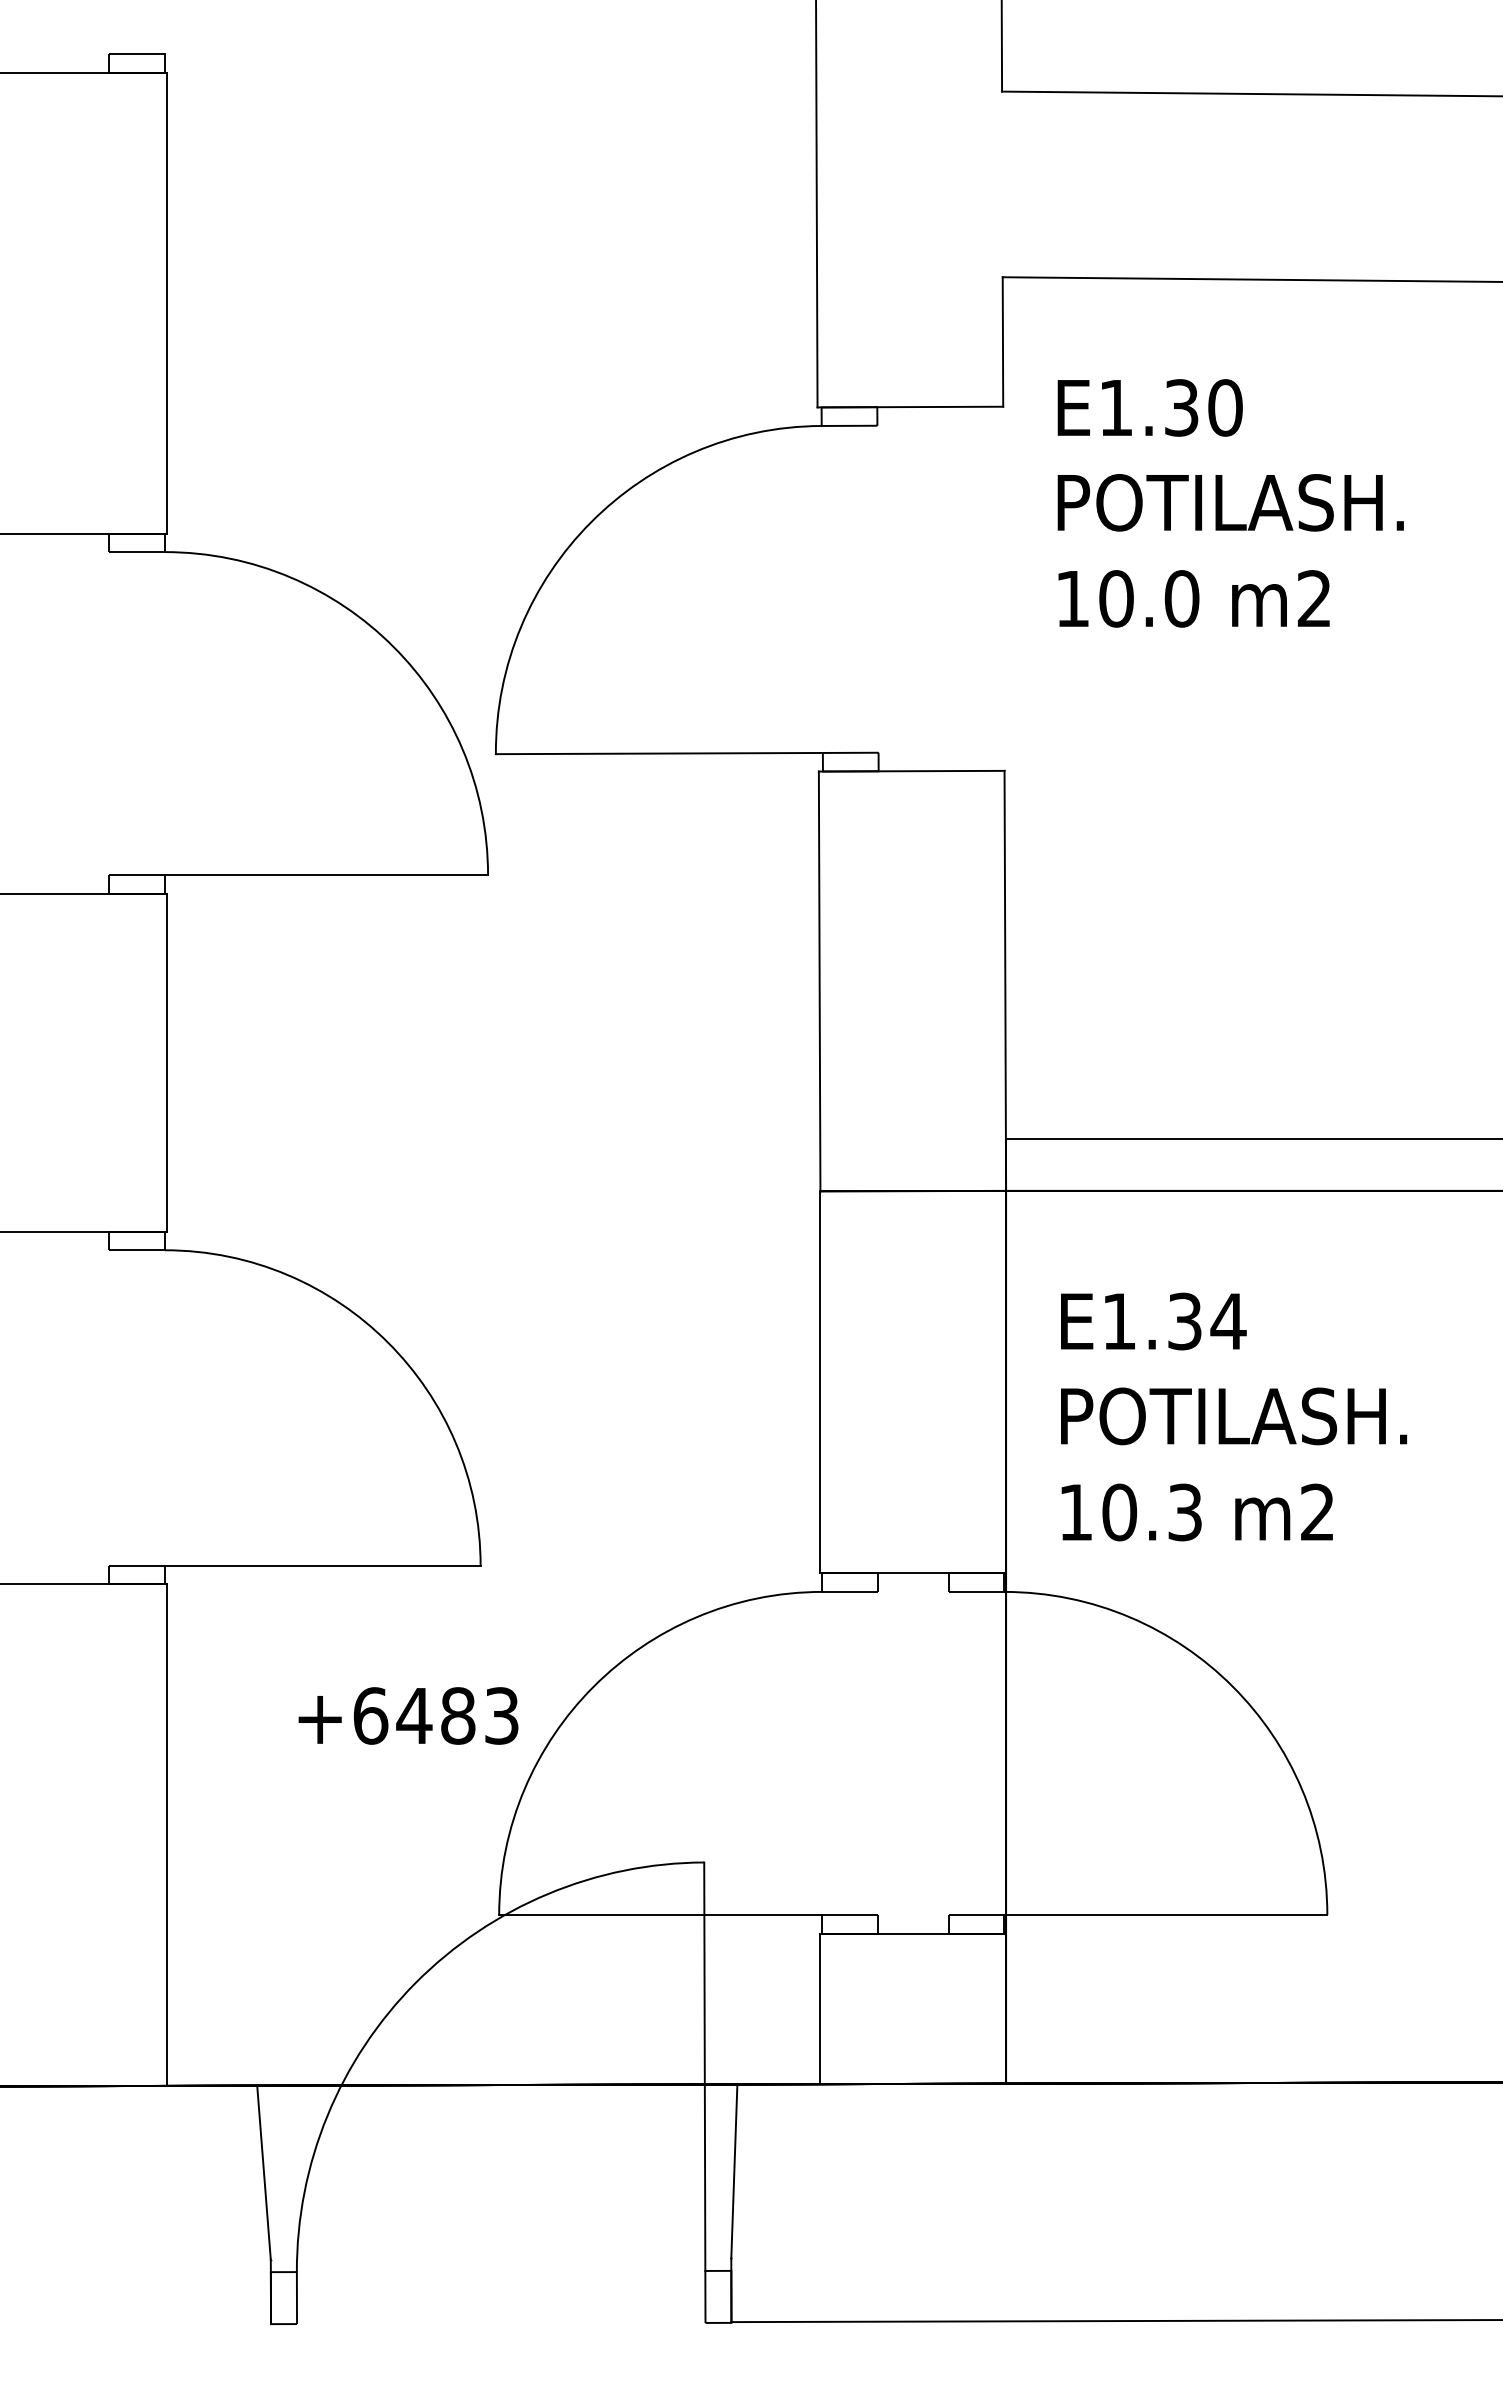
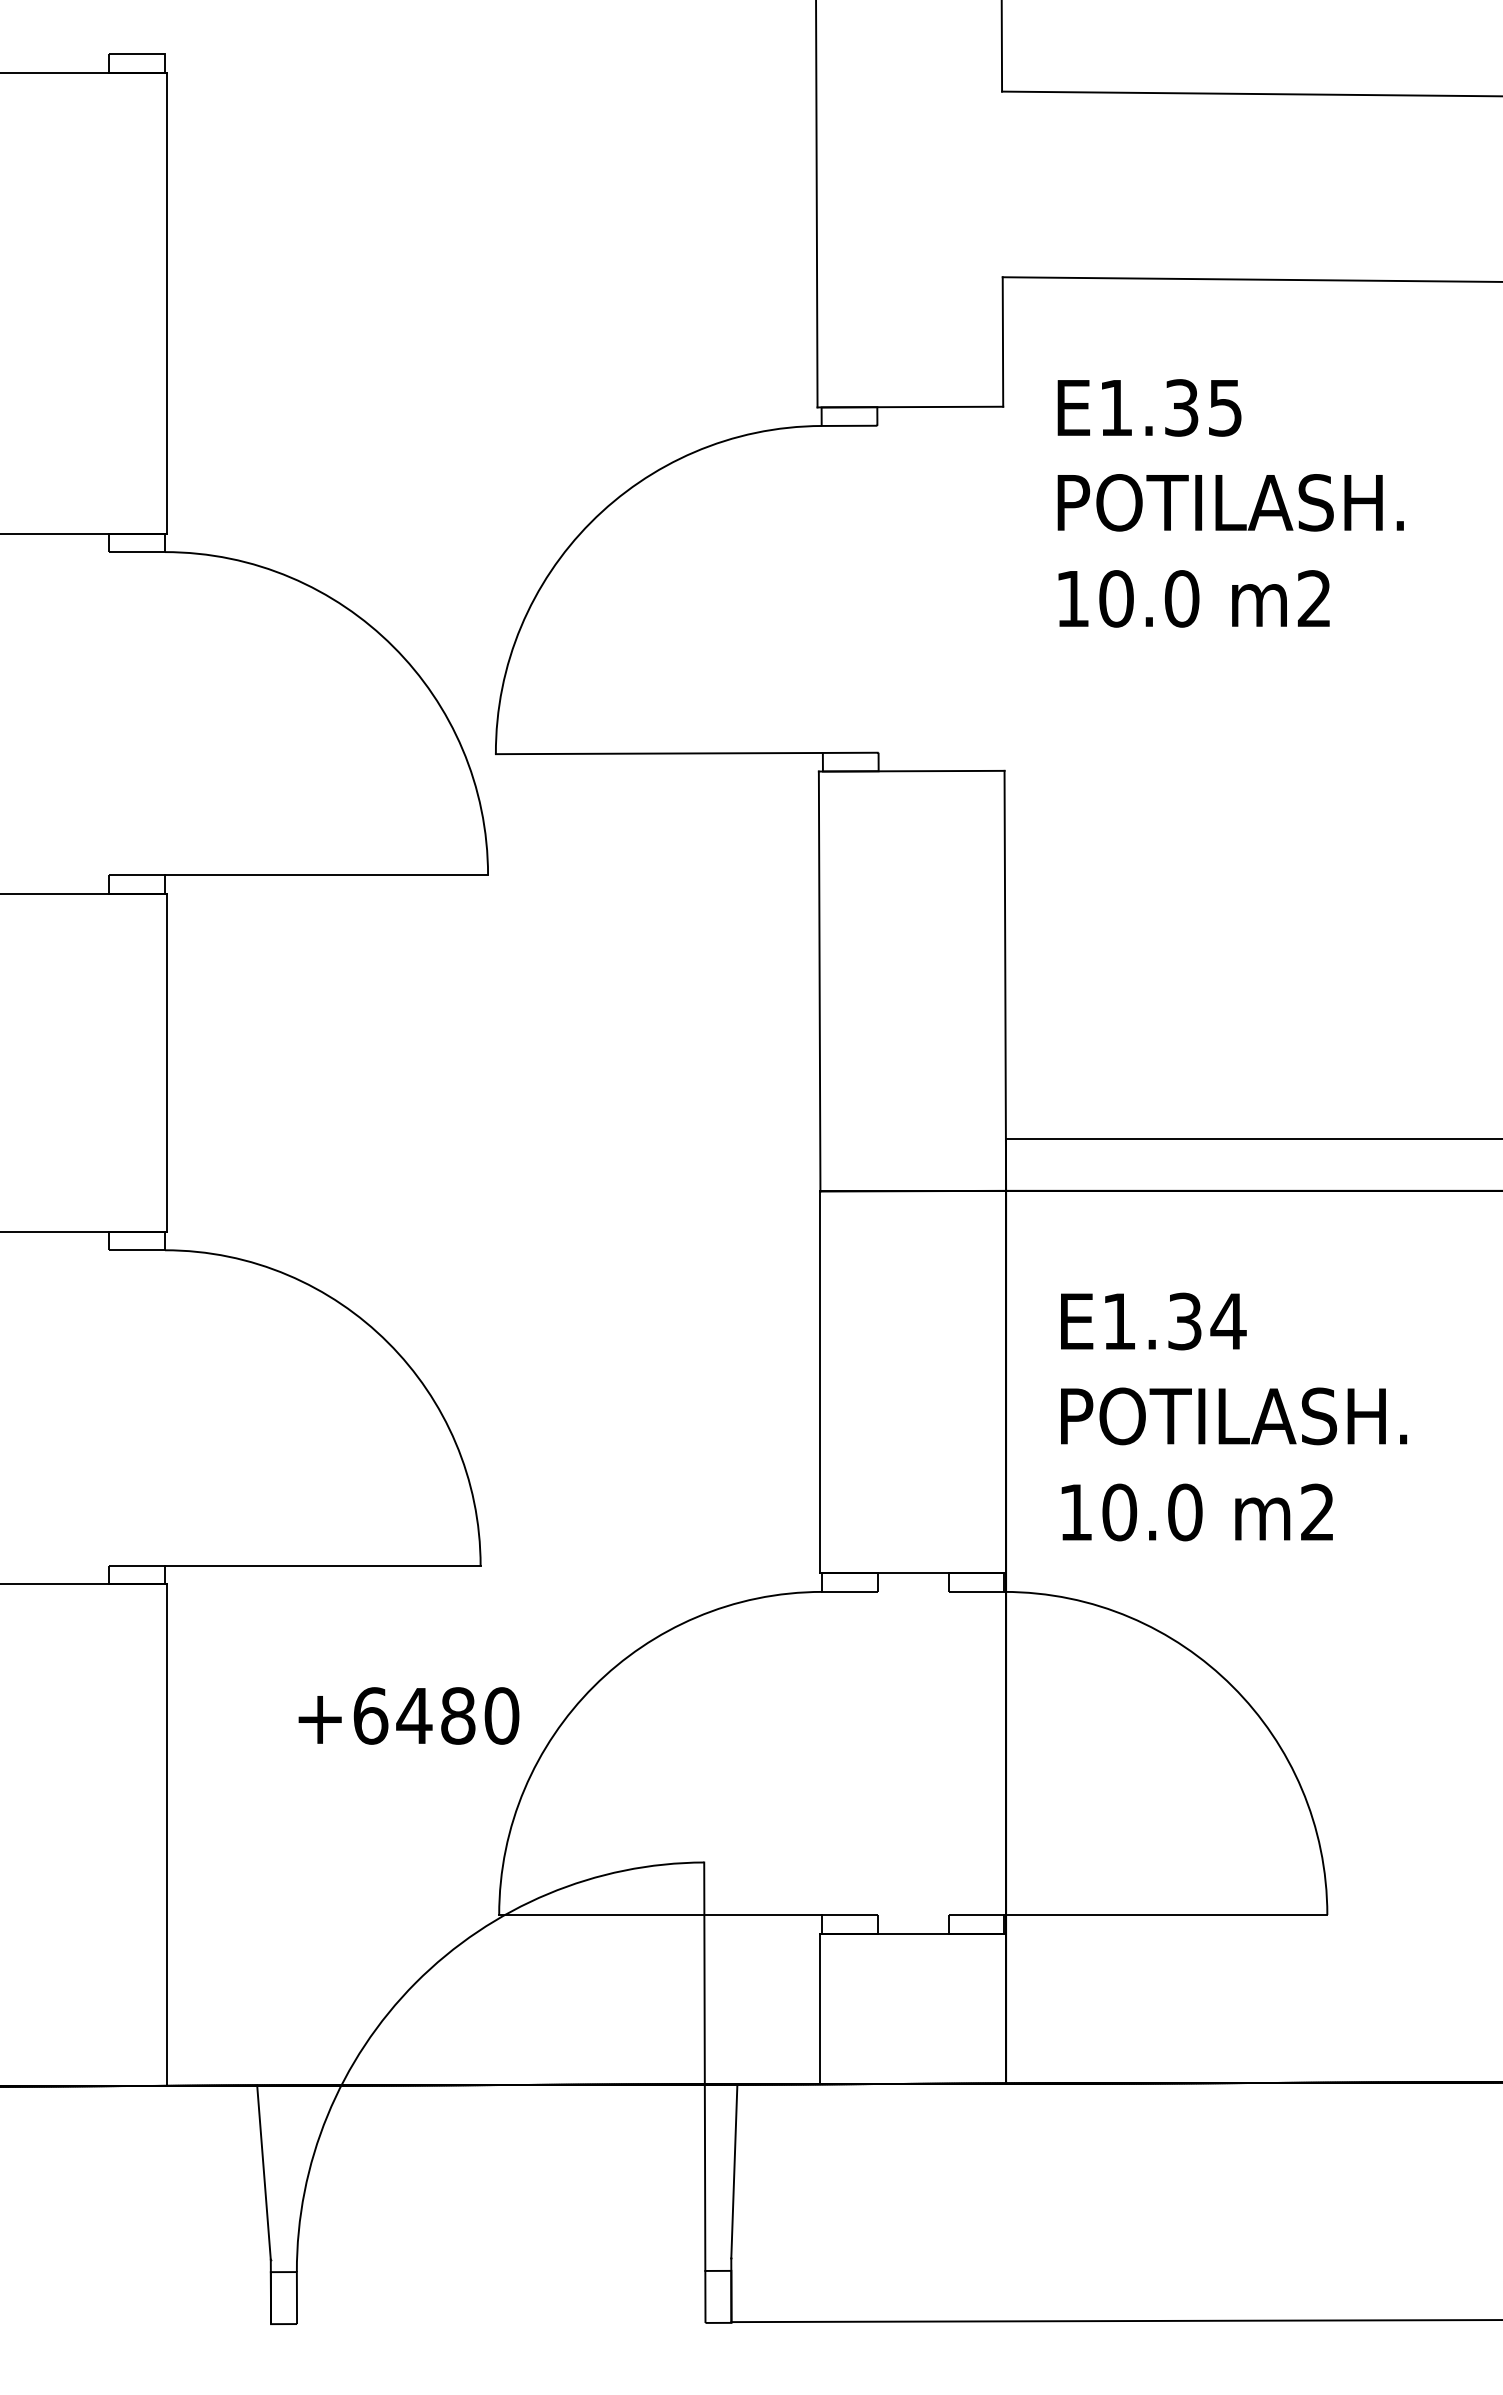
text: E1.30 -> E1.35 (1225, 407)
text: 10.3 -> 10.0 (1185, 1512)
text: +6483 -> +6480 (501, 1715)
